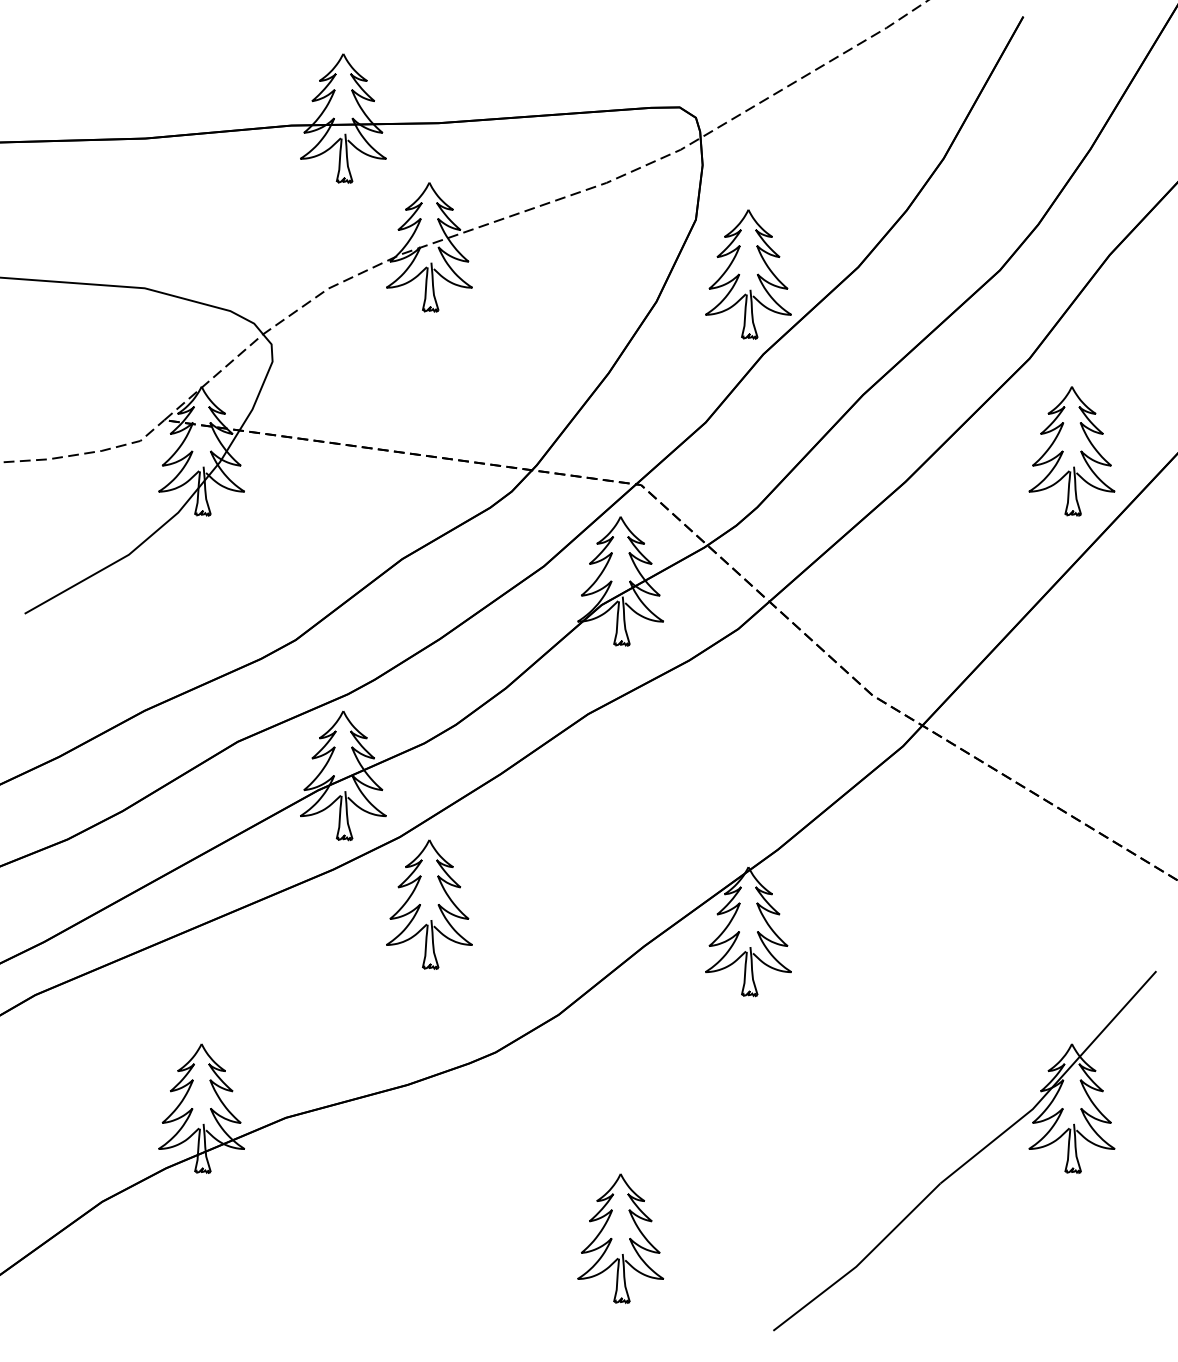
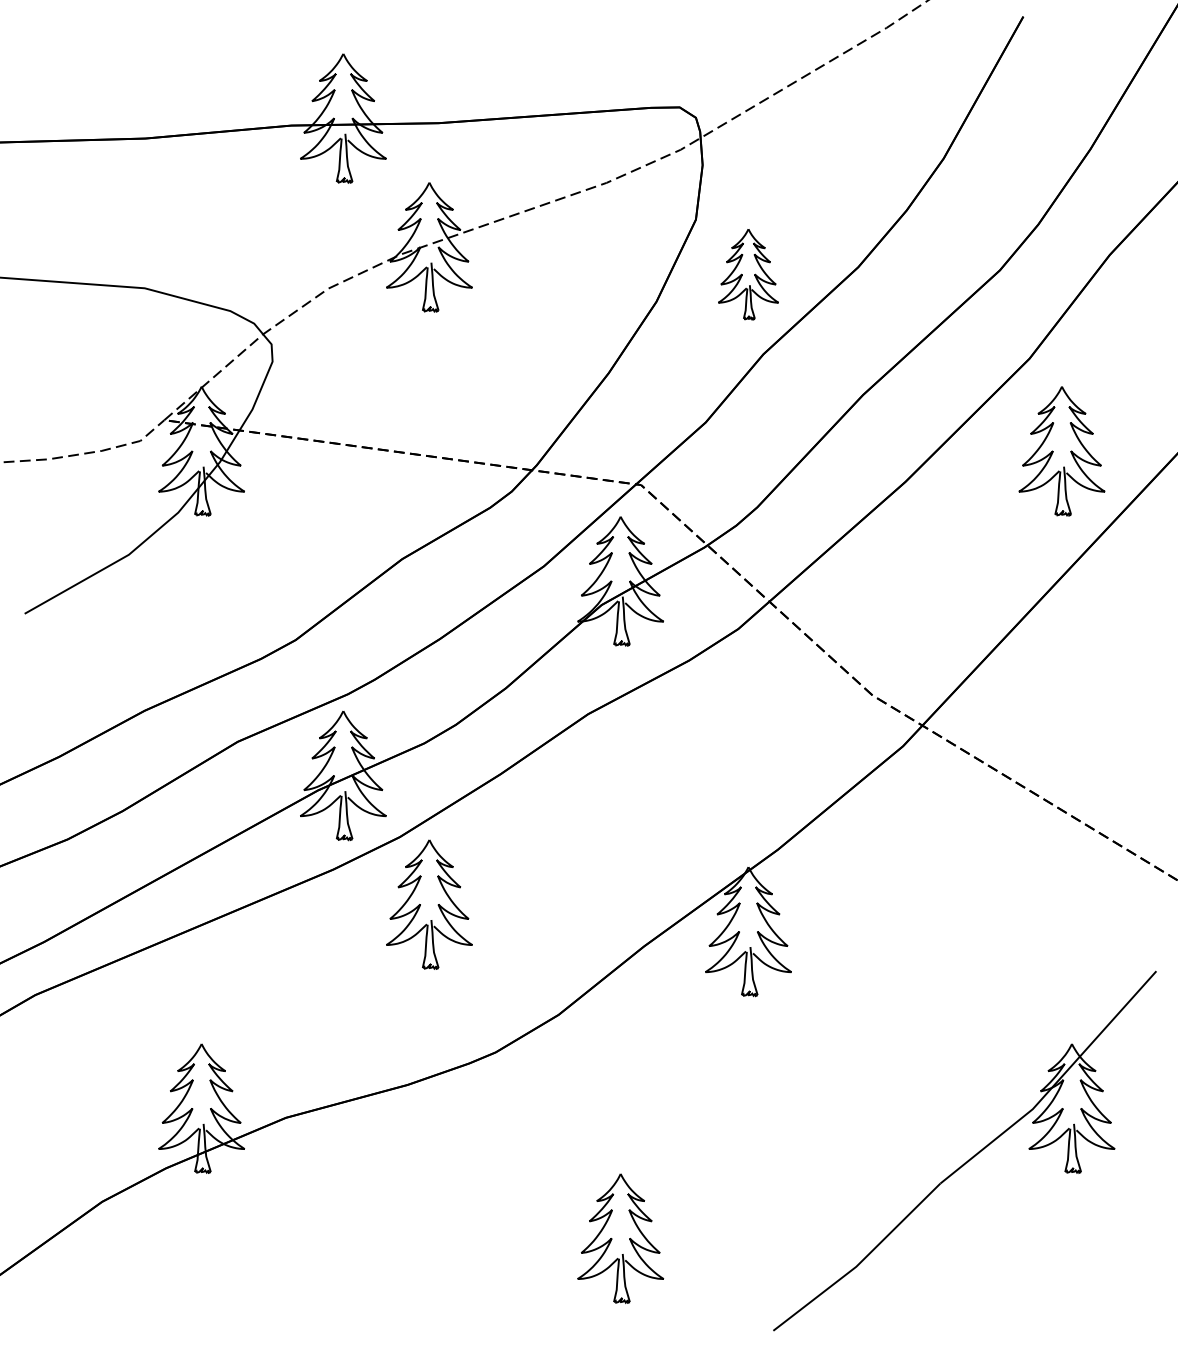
part size: 87x131 px -> 61x92 px (748, 274)
part position: (1071, 451) -> (1061, 451) (1061, 451)
